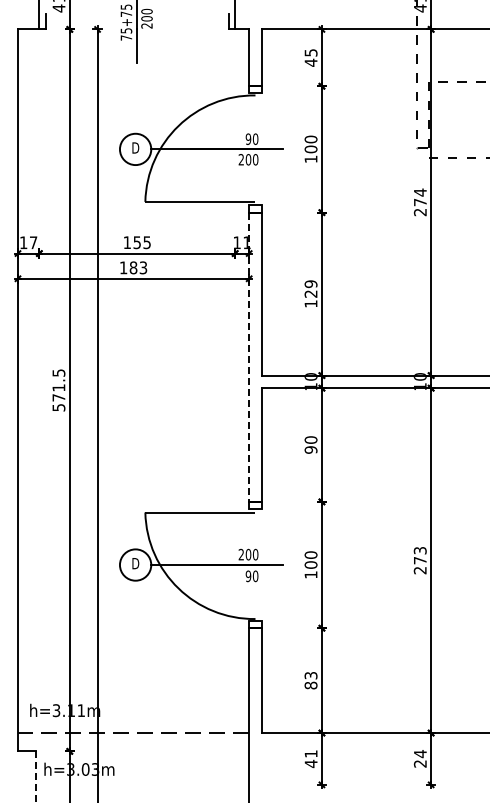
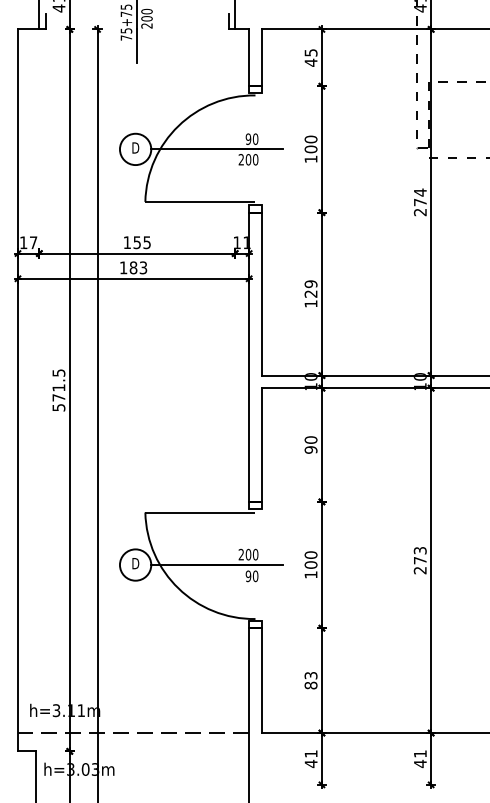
line: dashed -> solid (249, 357)
text: 24 -> 41 (419, 759)
line: dashed -> solid (35, 777)
